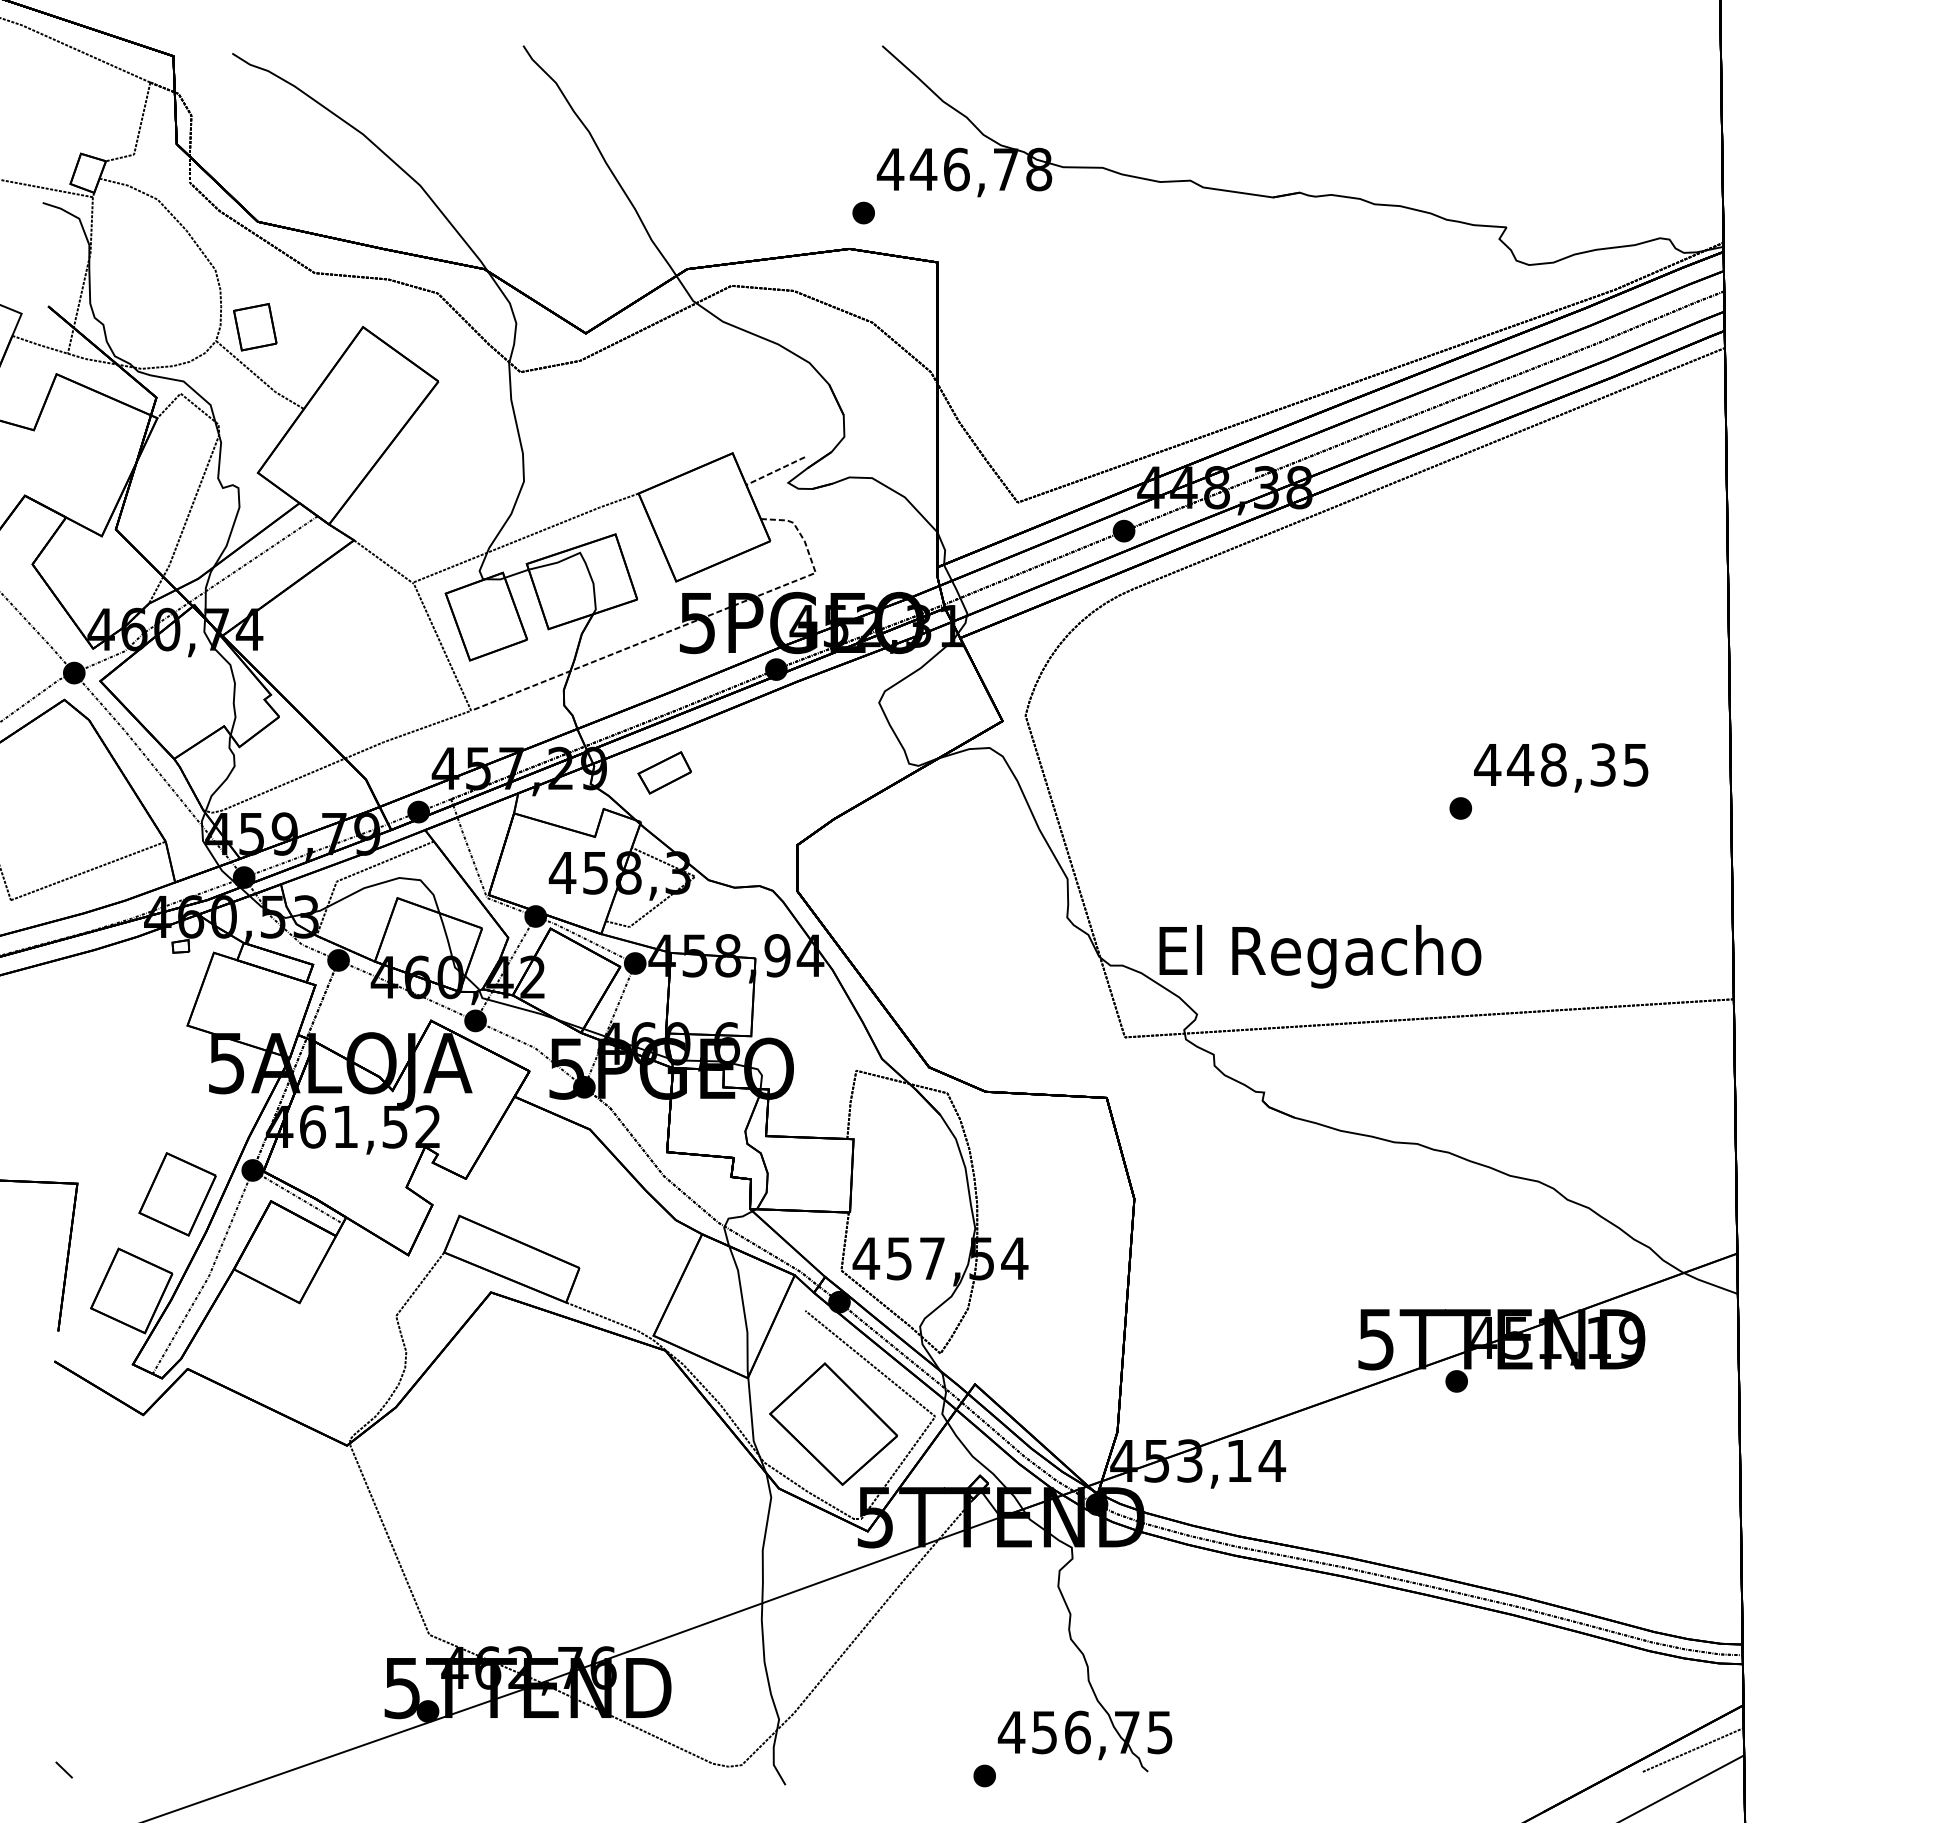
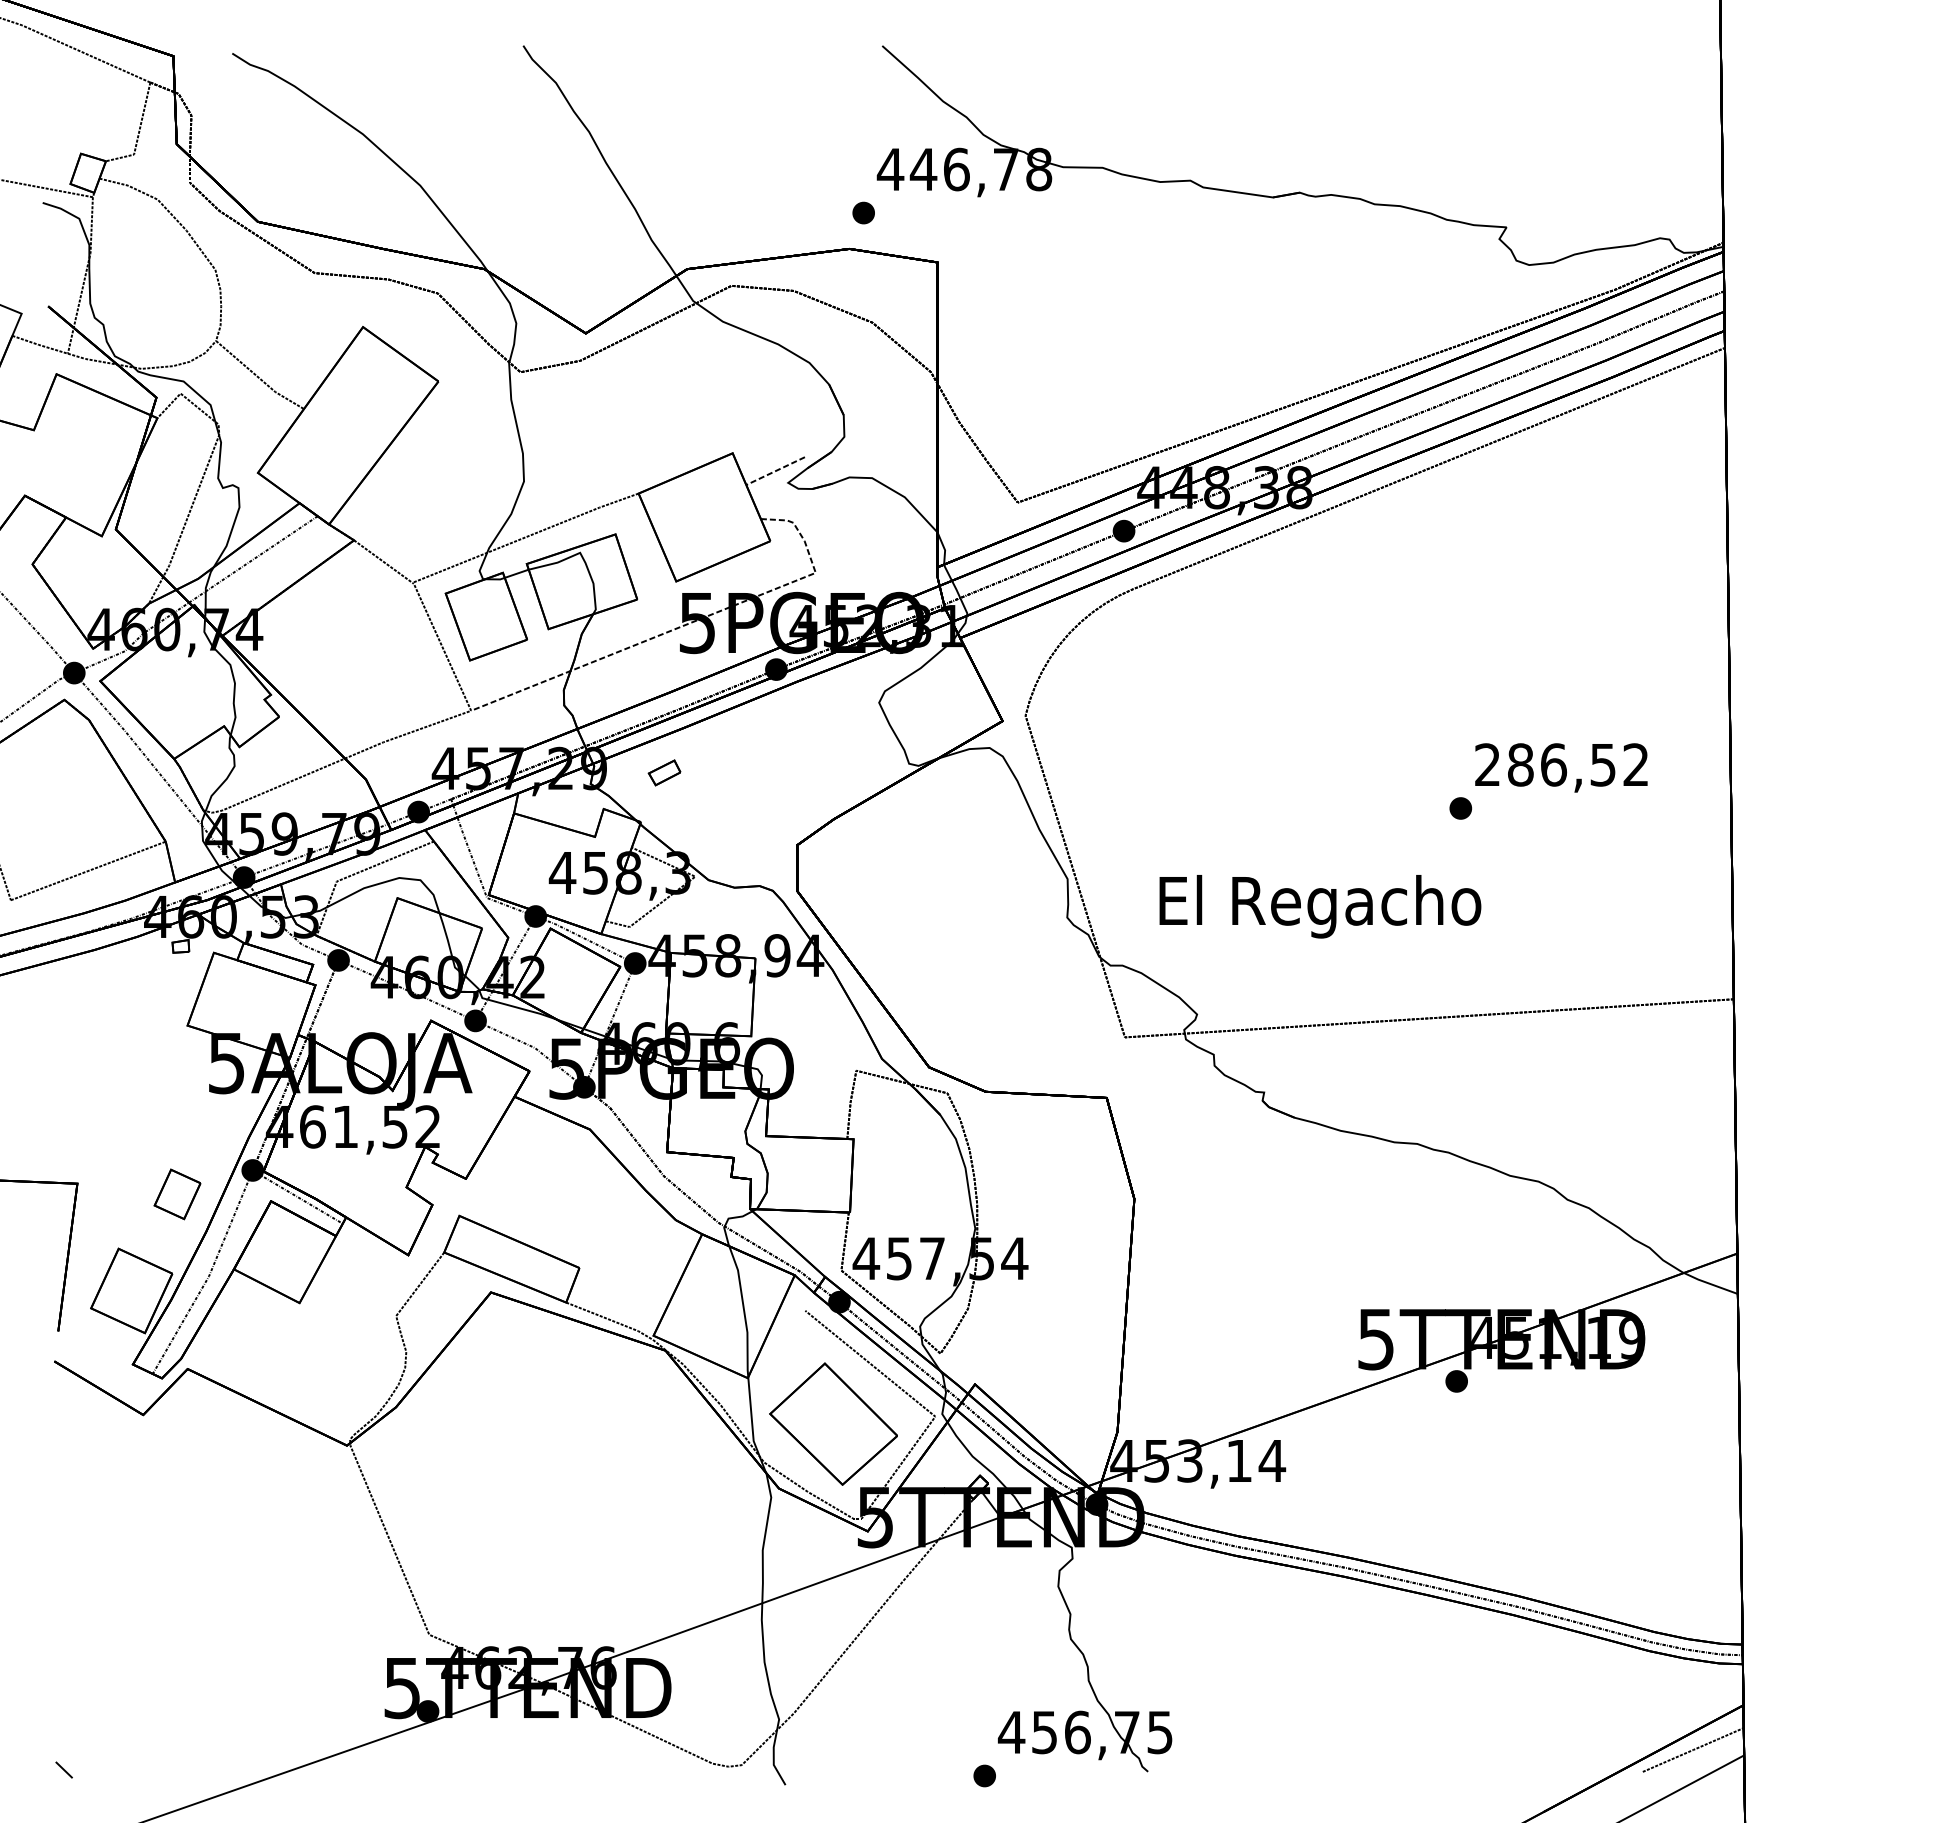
part: present -> none (255, 327)
text: 448,35 -> 286,52 (1561, 764)
part size: 55x44 px -> 35x28 px (664, 772)
text position: (1320, 956) -> (1320, 906) (1320, 906)
part size: 79x85 px -> 49x53 px (177, 1194)
